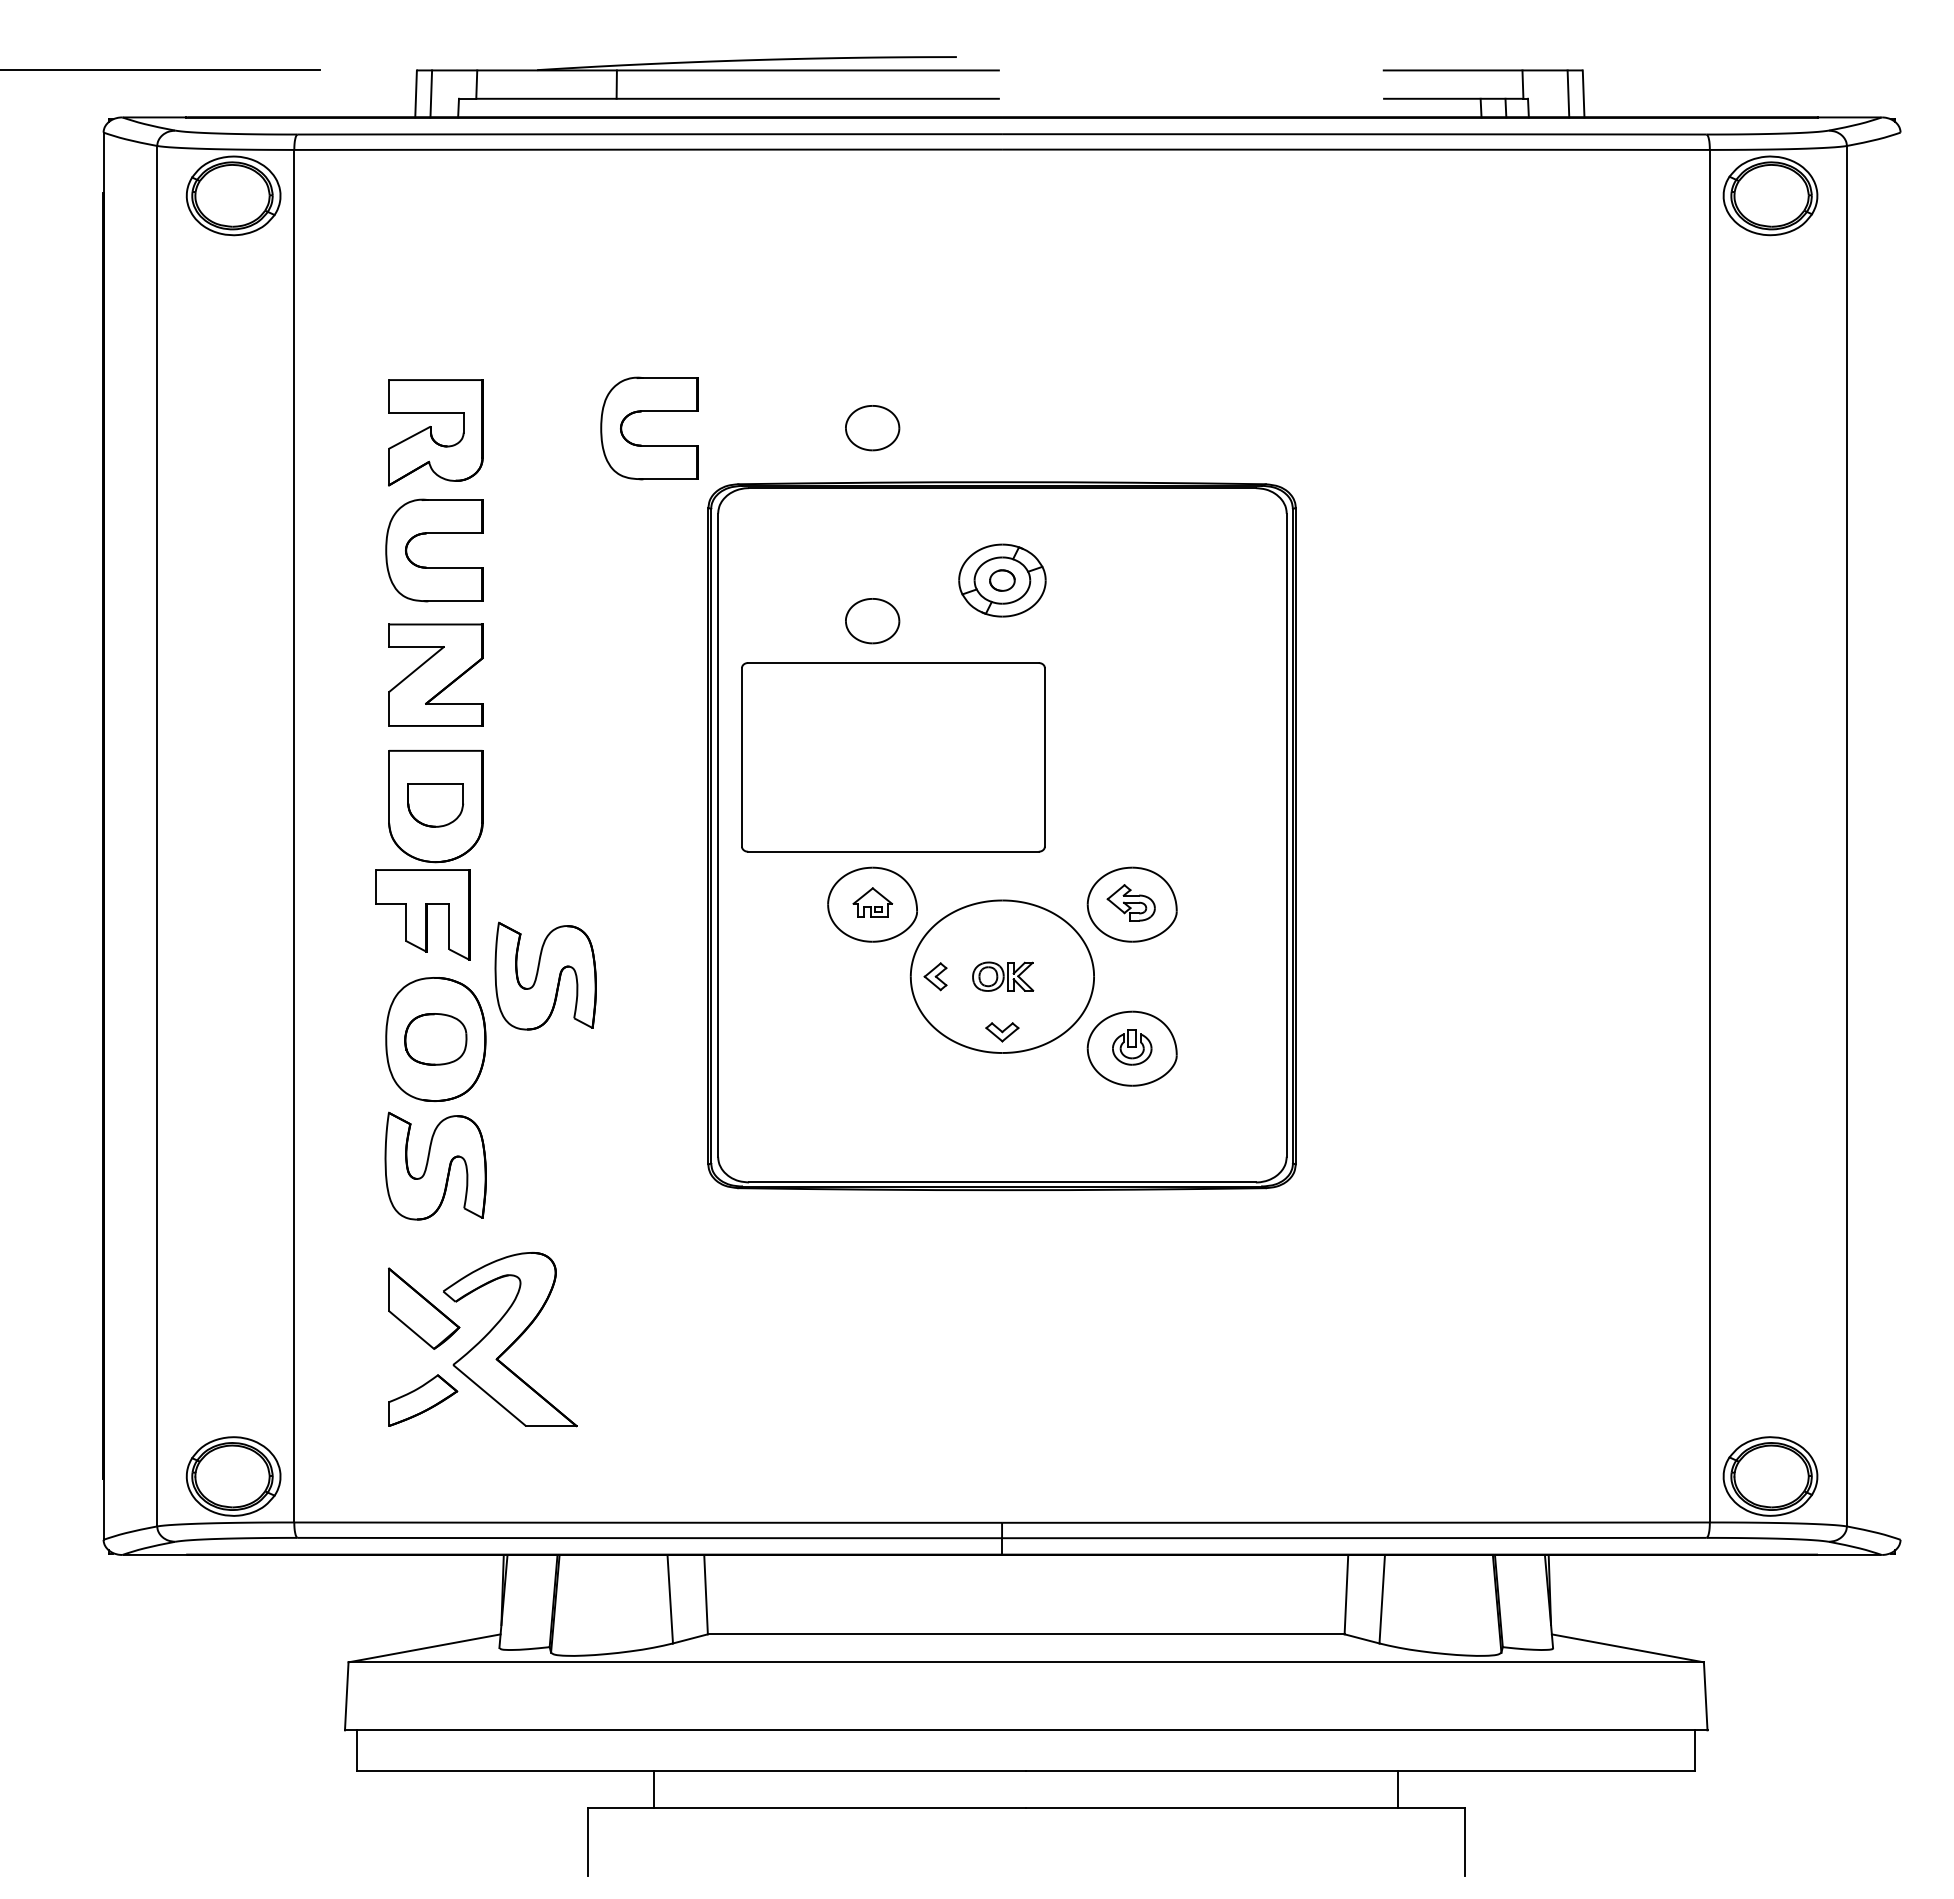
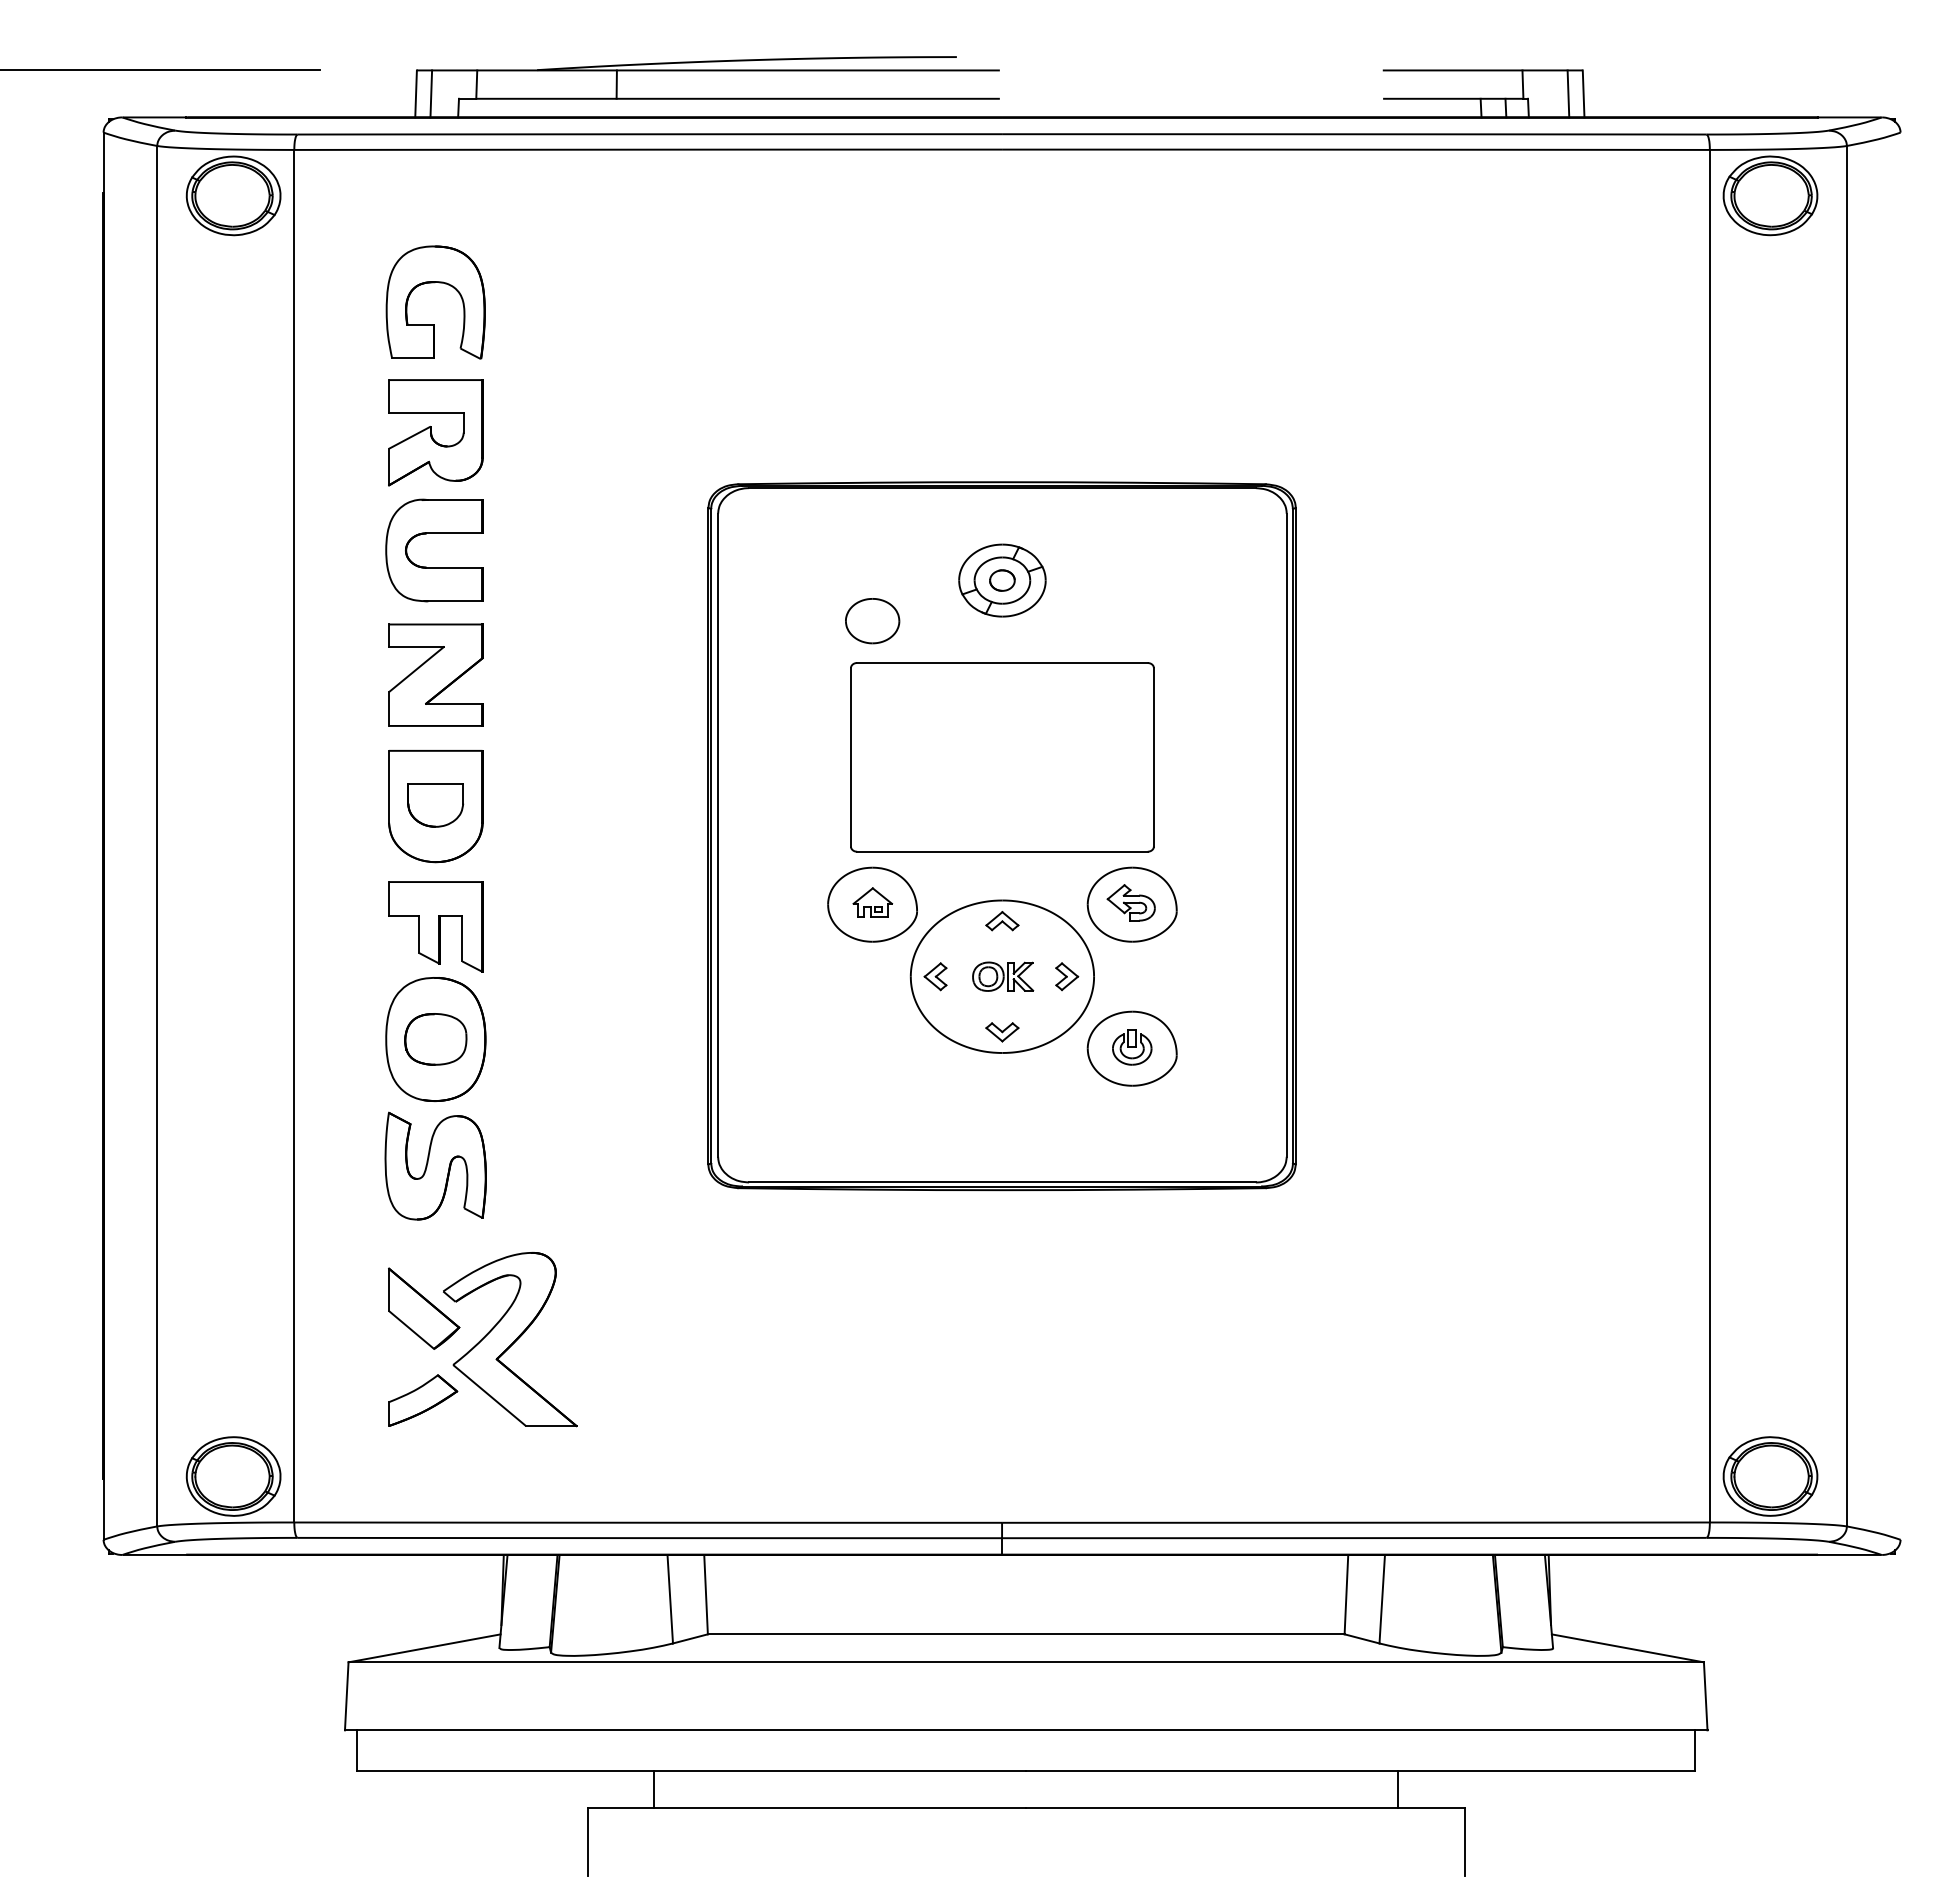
part: none -> present (434, 283)
part: present -> none (649, 411)
part: present -> none (872, 428)
part position: (893, 757) -> (1002, 757) (1002, 757)
part position: (422, 914) -> (435, 926) (435, 926)
part: none -> present (1002, 921)
part: present -> none (545, 975)
part: none -> present (1067, 976)
